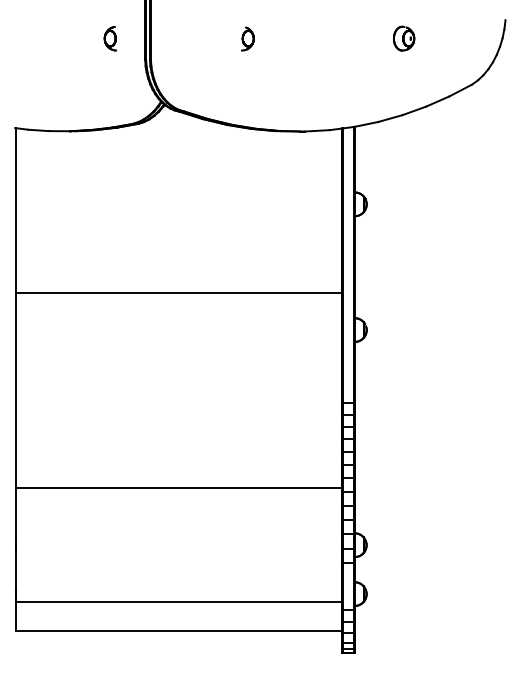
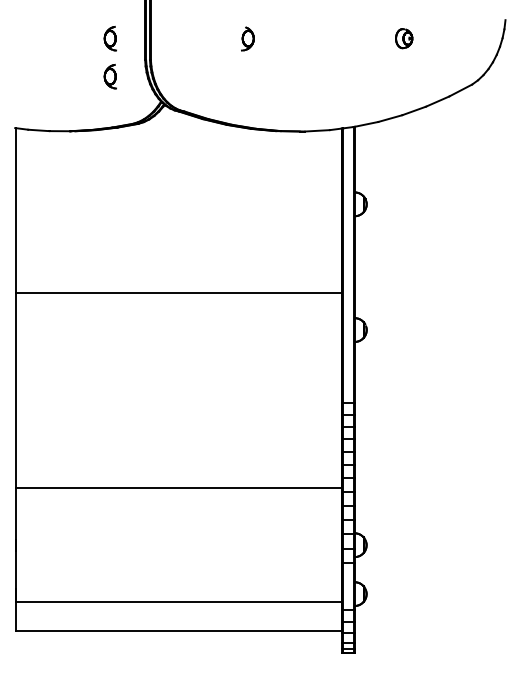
part size: 23x27 px -> 19x22 px (404, 38)
part: none -> present (109, 76)
